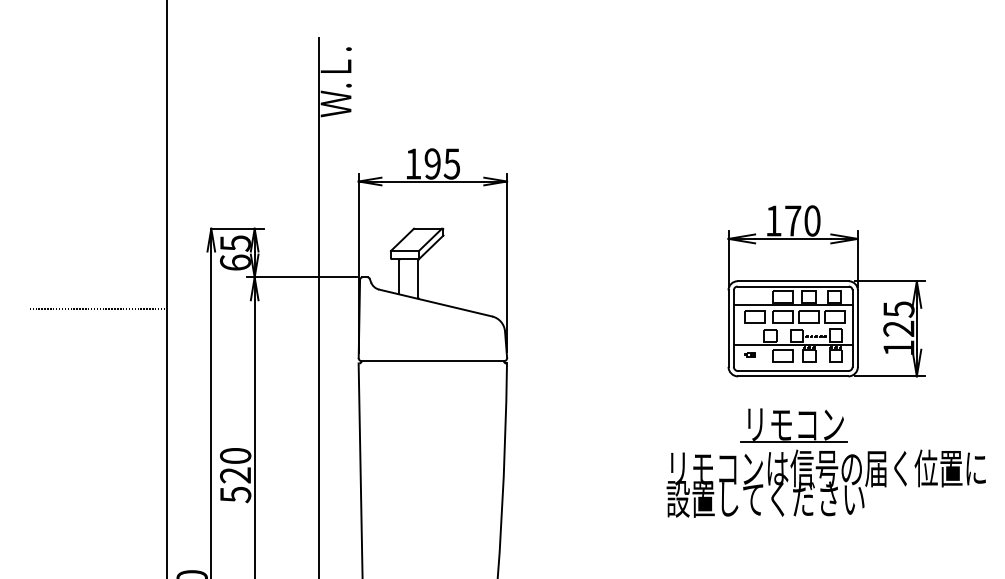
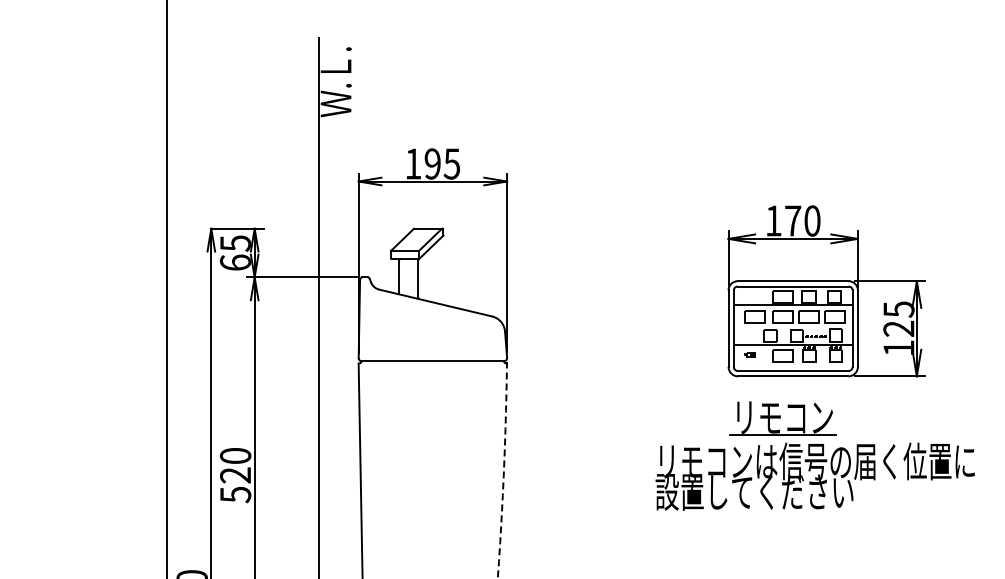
line: present -> none (98, 309)
part position: (825, 462) -> (814, 455) (814, 455)
arc: solid -> dashed (503, 471)
